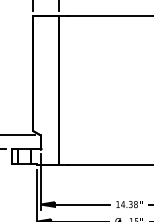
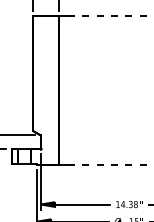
line: solid -> dashed (110, 16)
line: solid -> dashed (110, 164)
